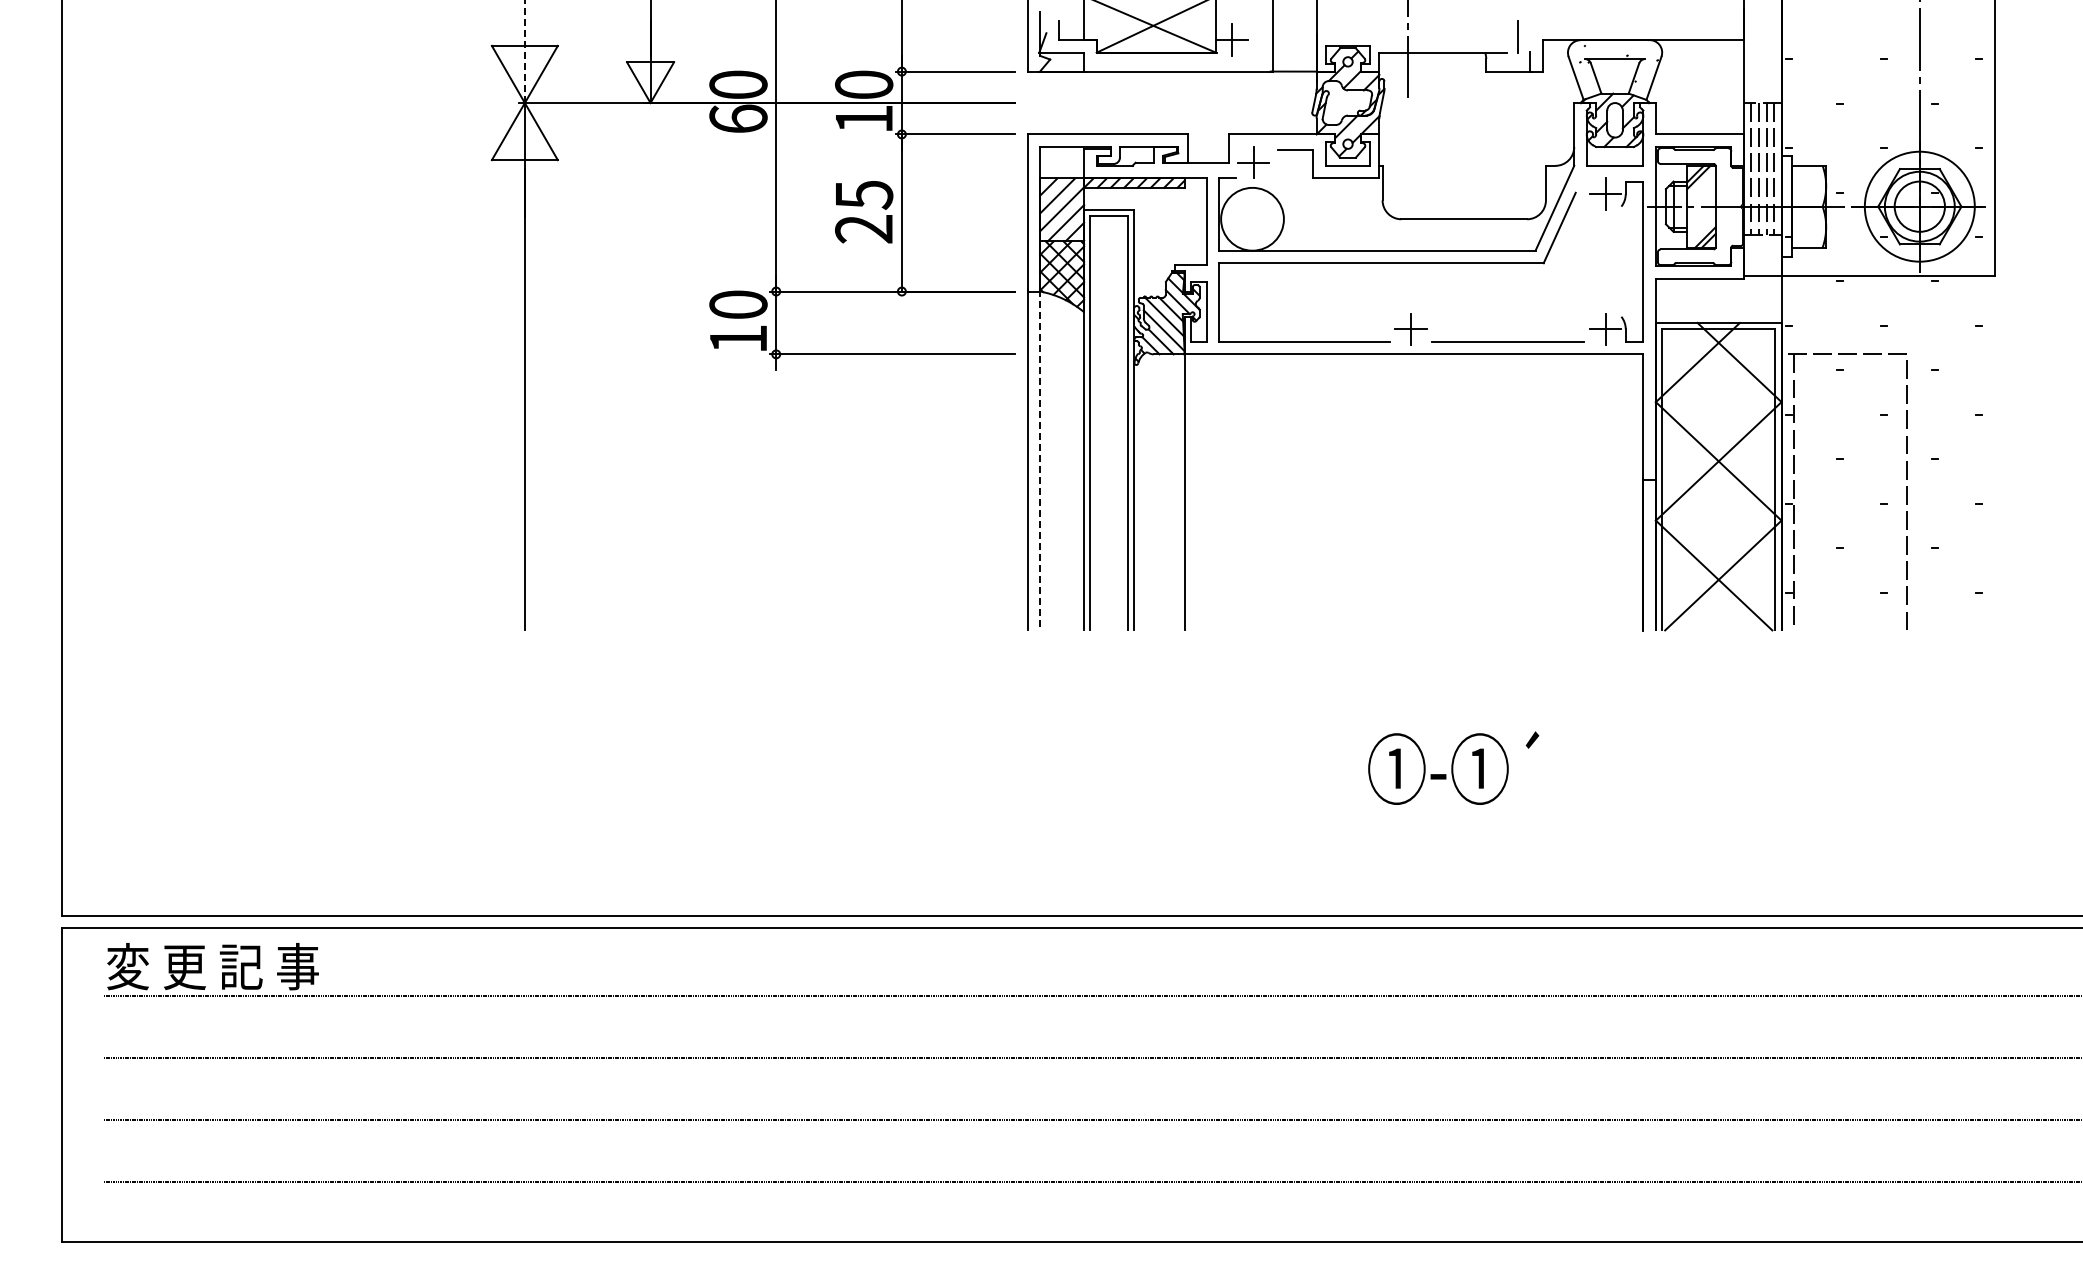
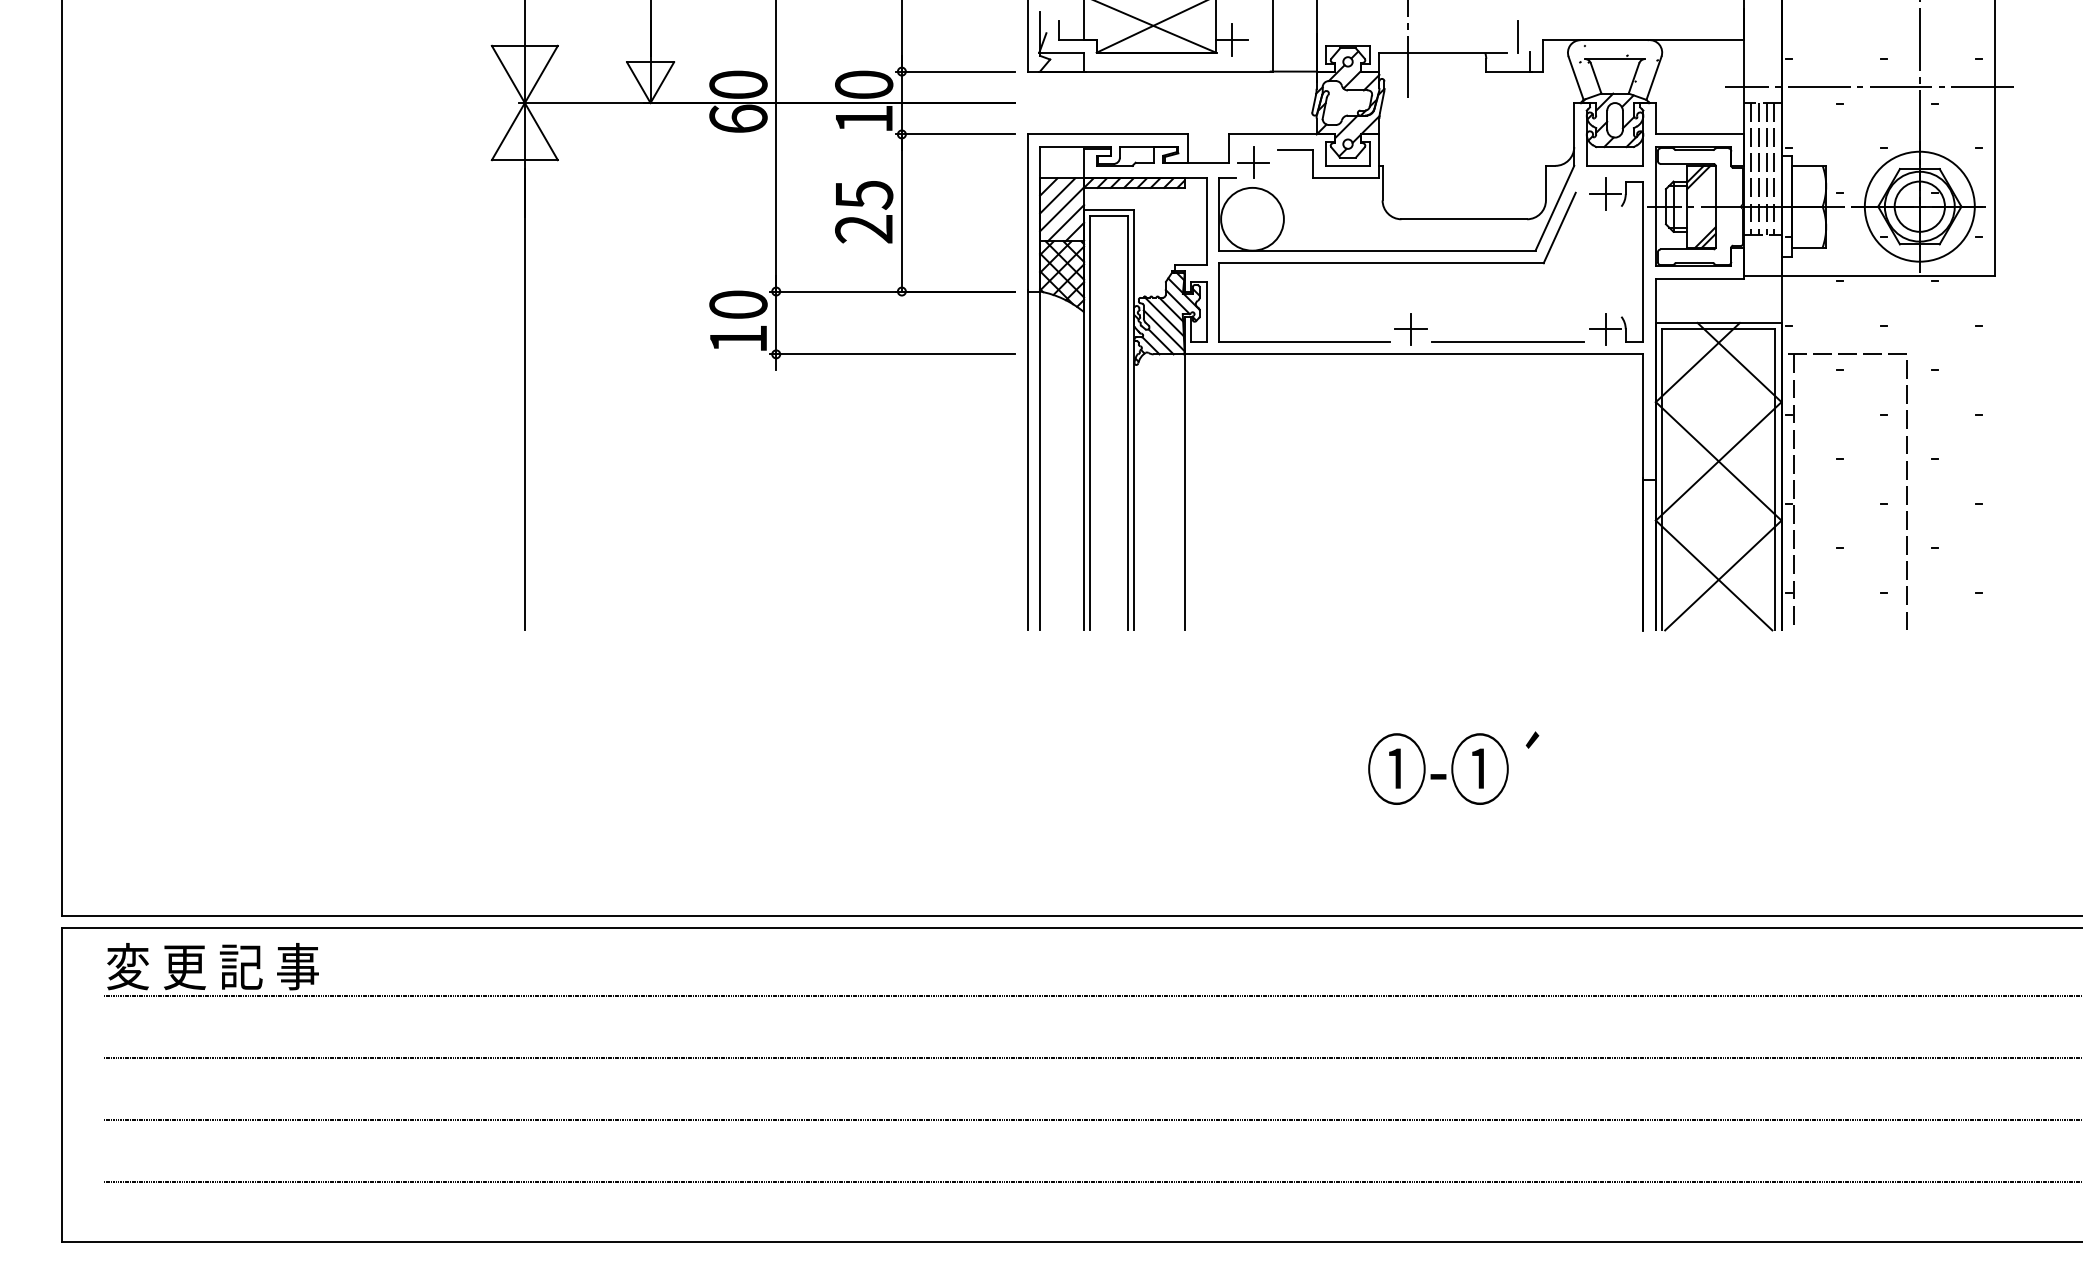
line: dashed -> solid (524, 51)
line: none -> present (1869, 87)
line: dashed -> solid (1040, 460)
